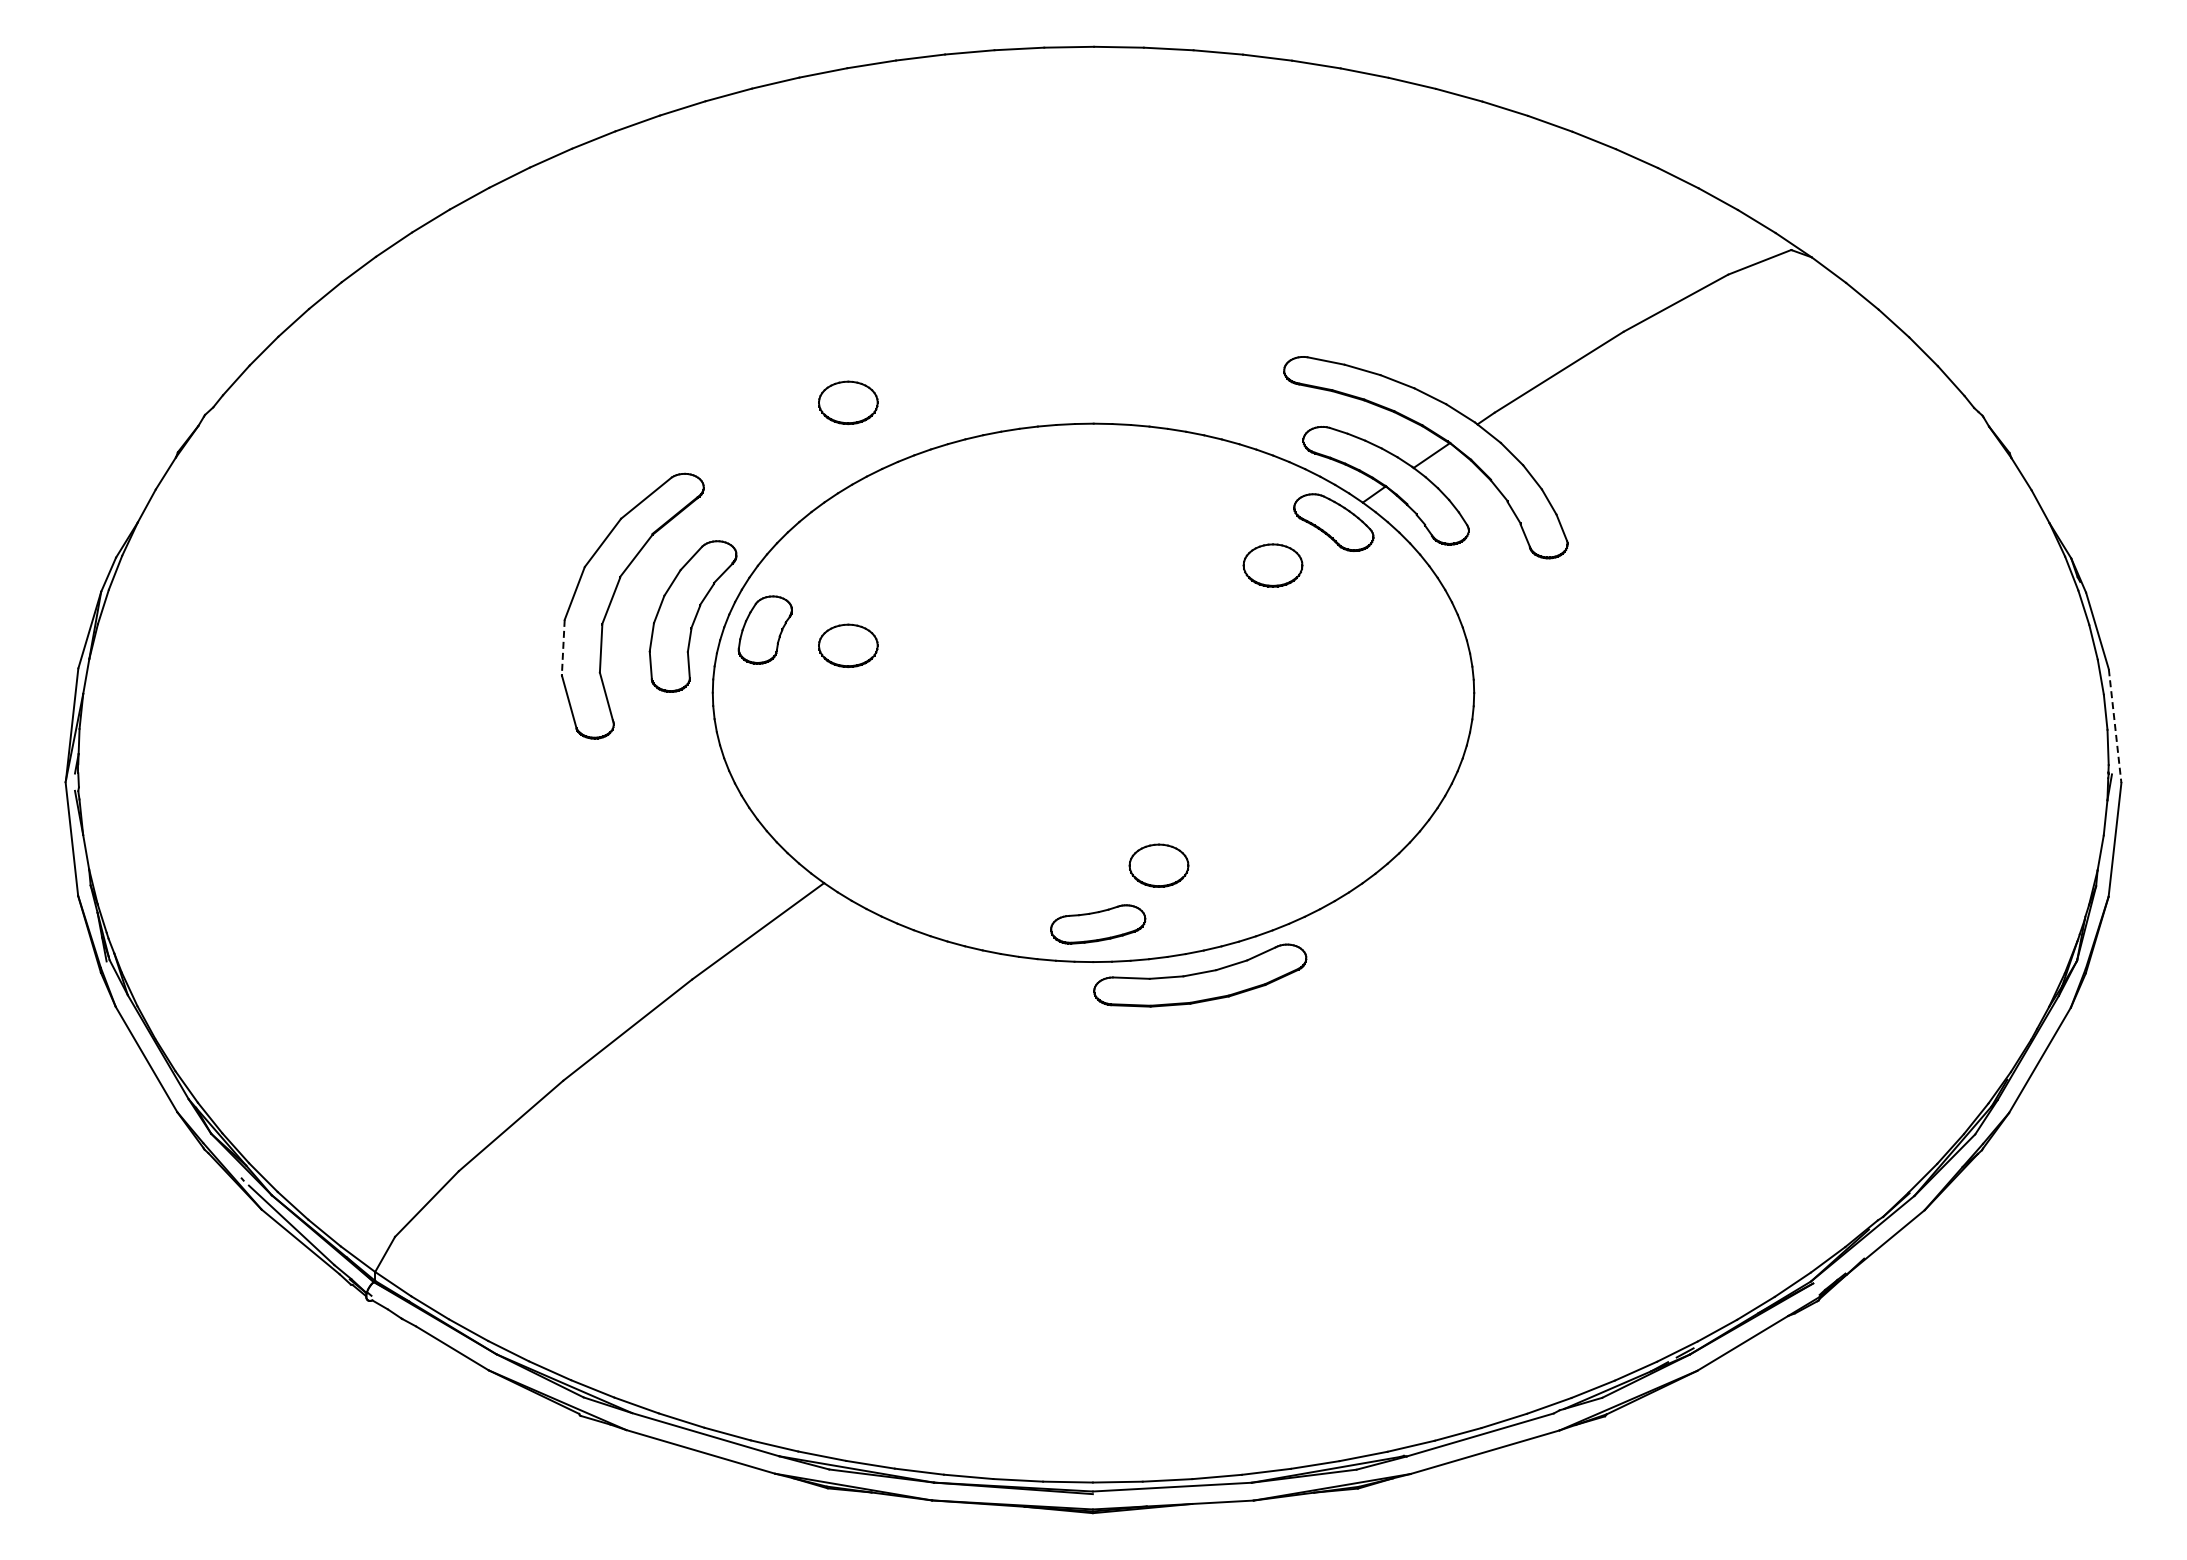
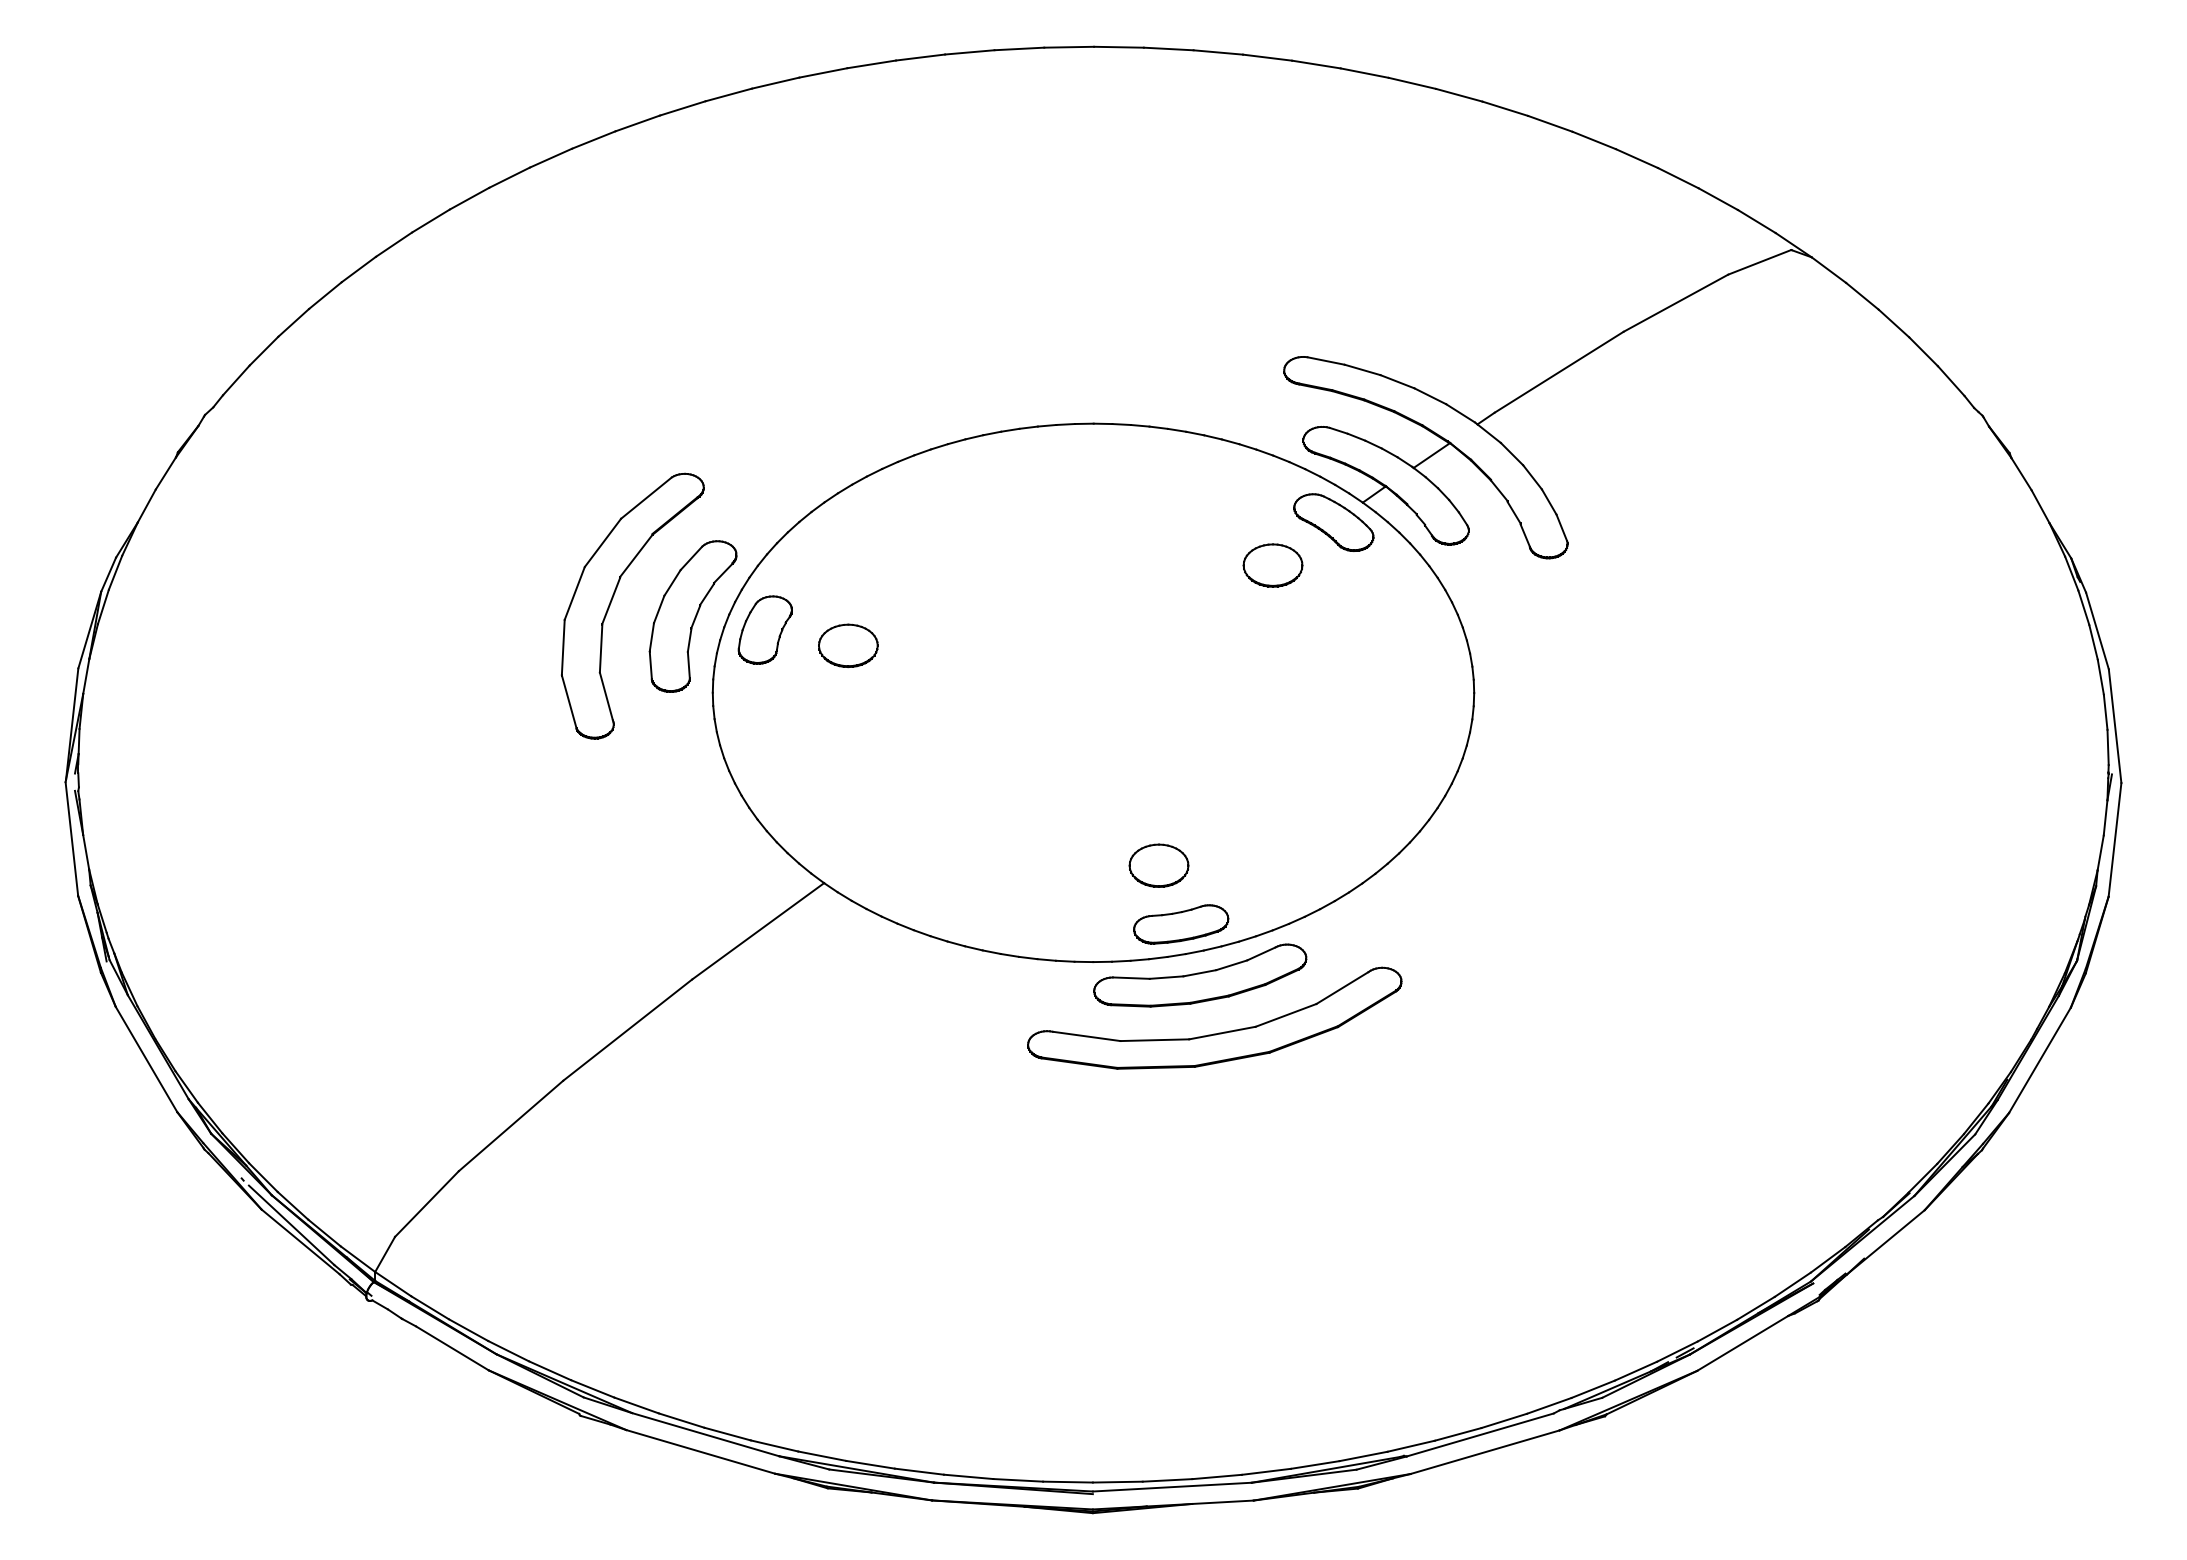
part: present -> none (848, 402)
line: dashed -> solid (563, 647)
line: dashed -> solid (2115, 726)
part position: (1098, 924) -> (1181, 924) (1181, 924)
part: none -> present (1218, 1032)
